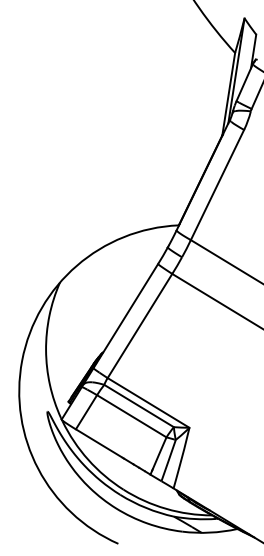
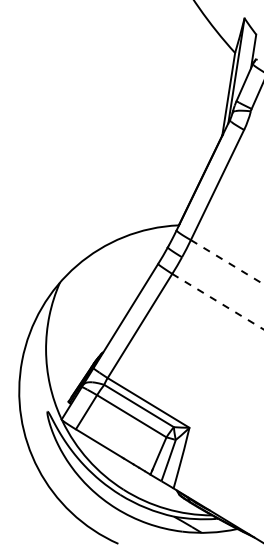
line: solid -> dashed (227, 262)
line: solid -> dashed (217, 301)
